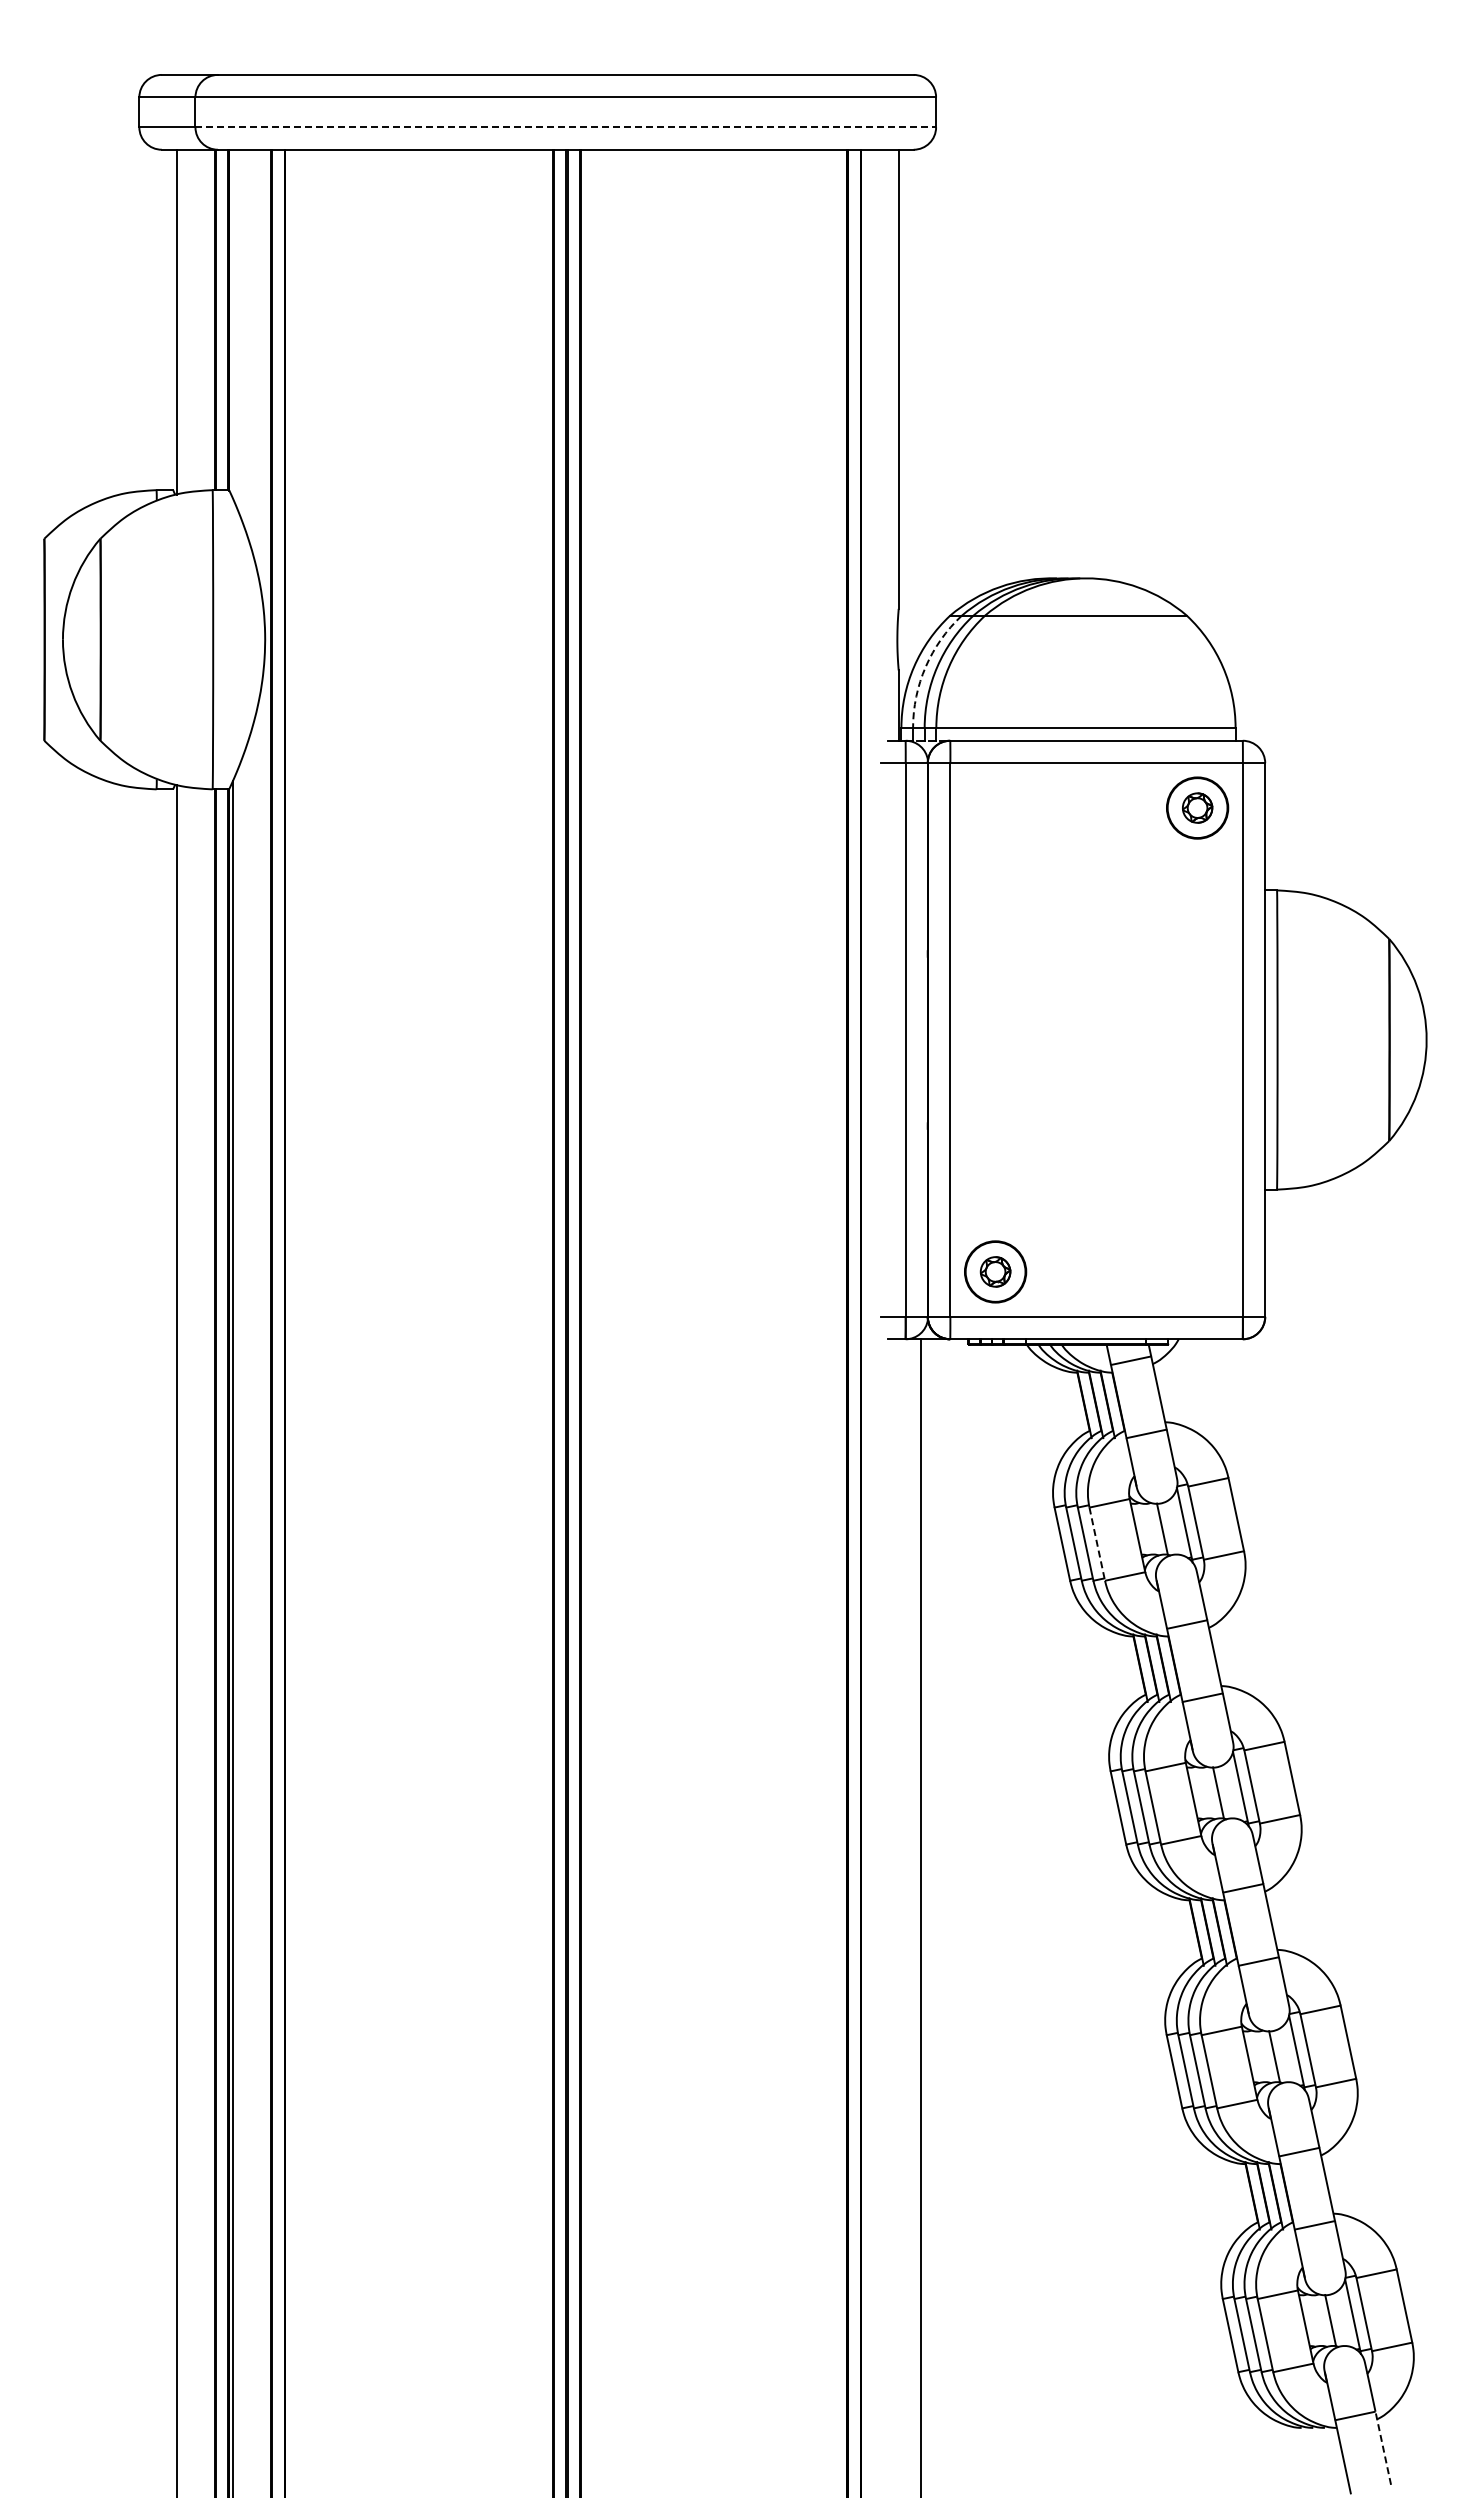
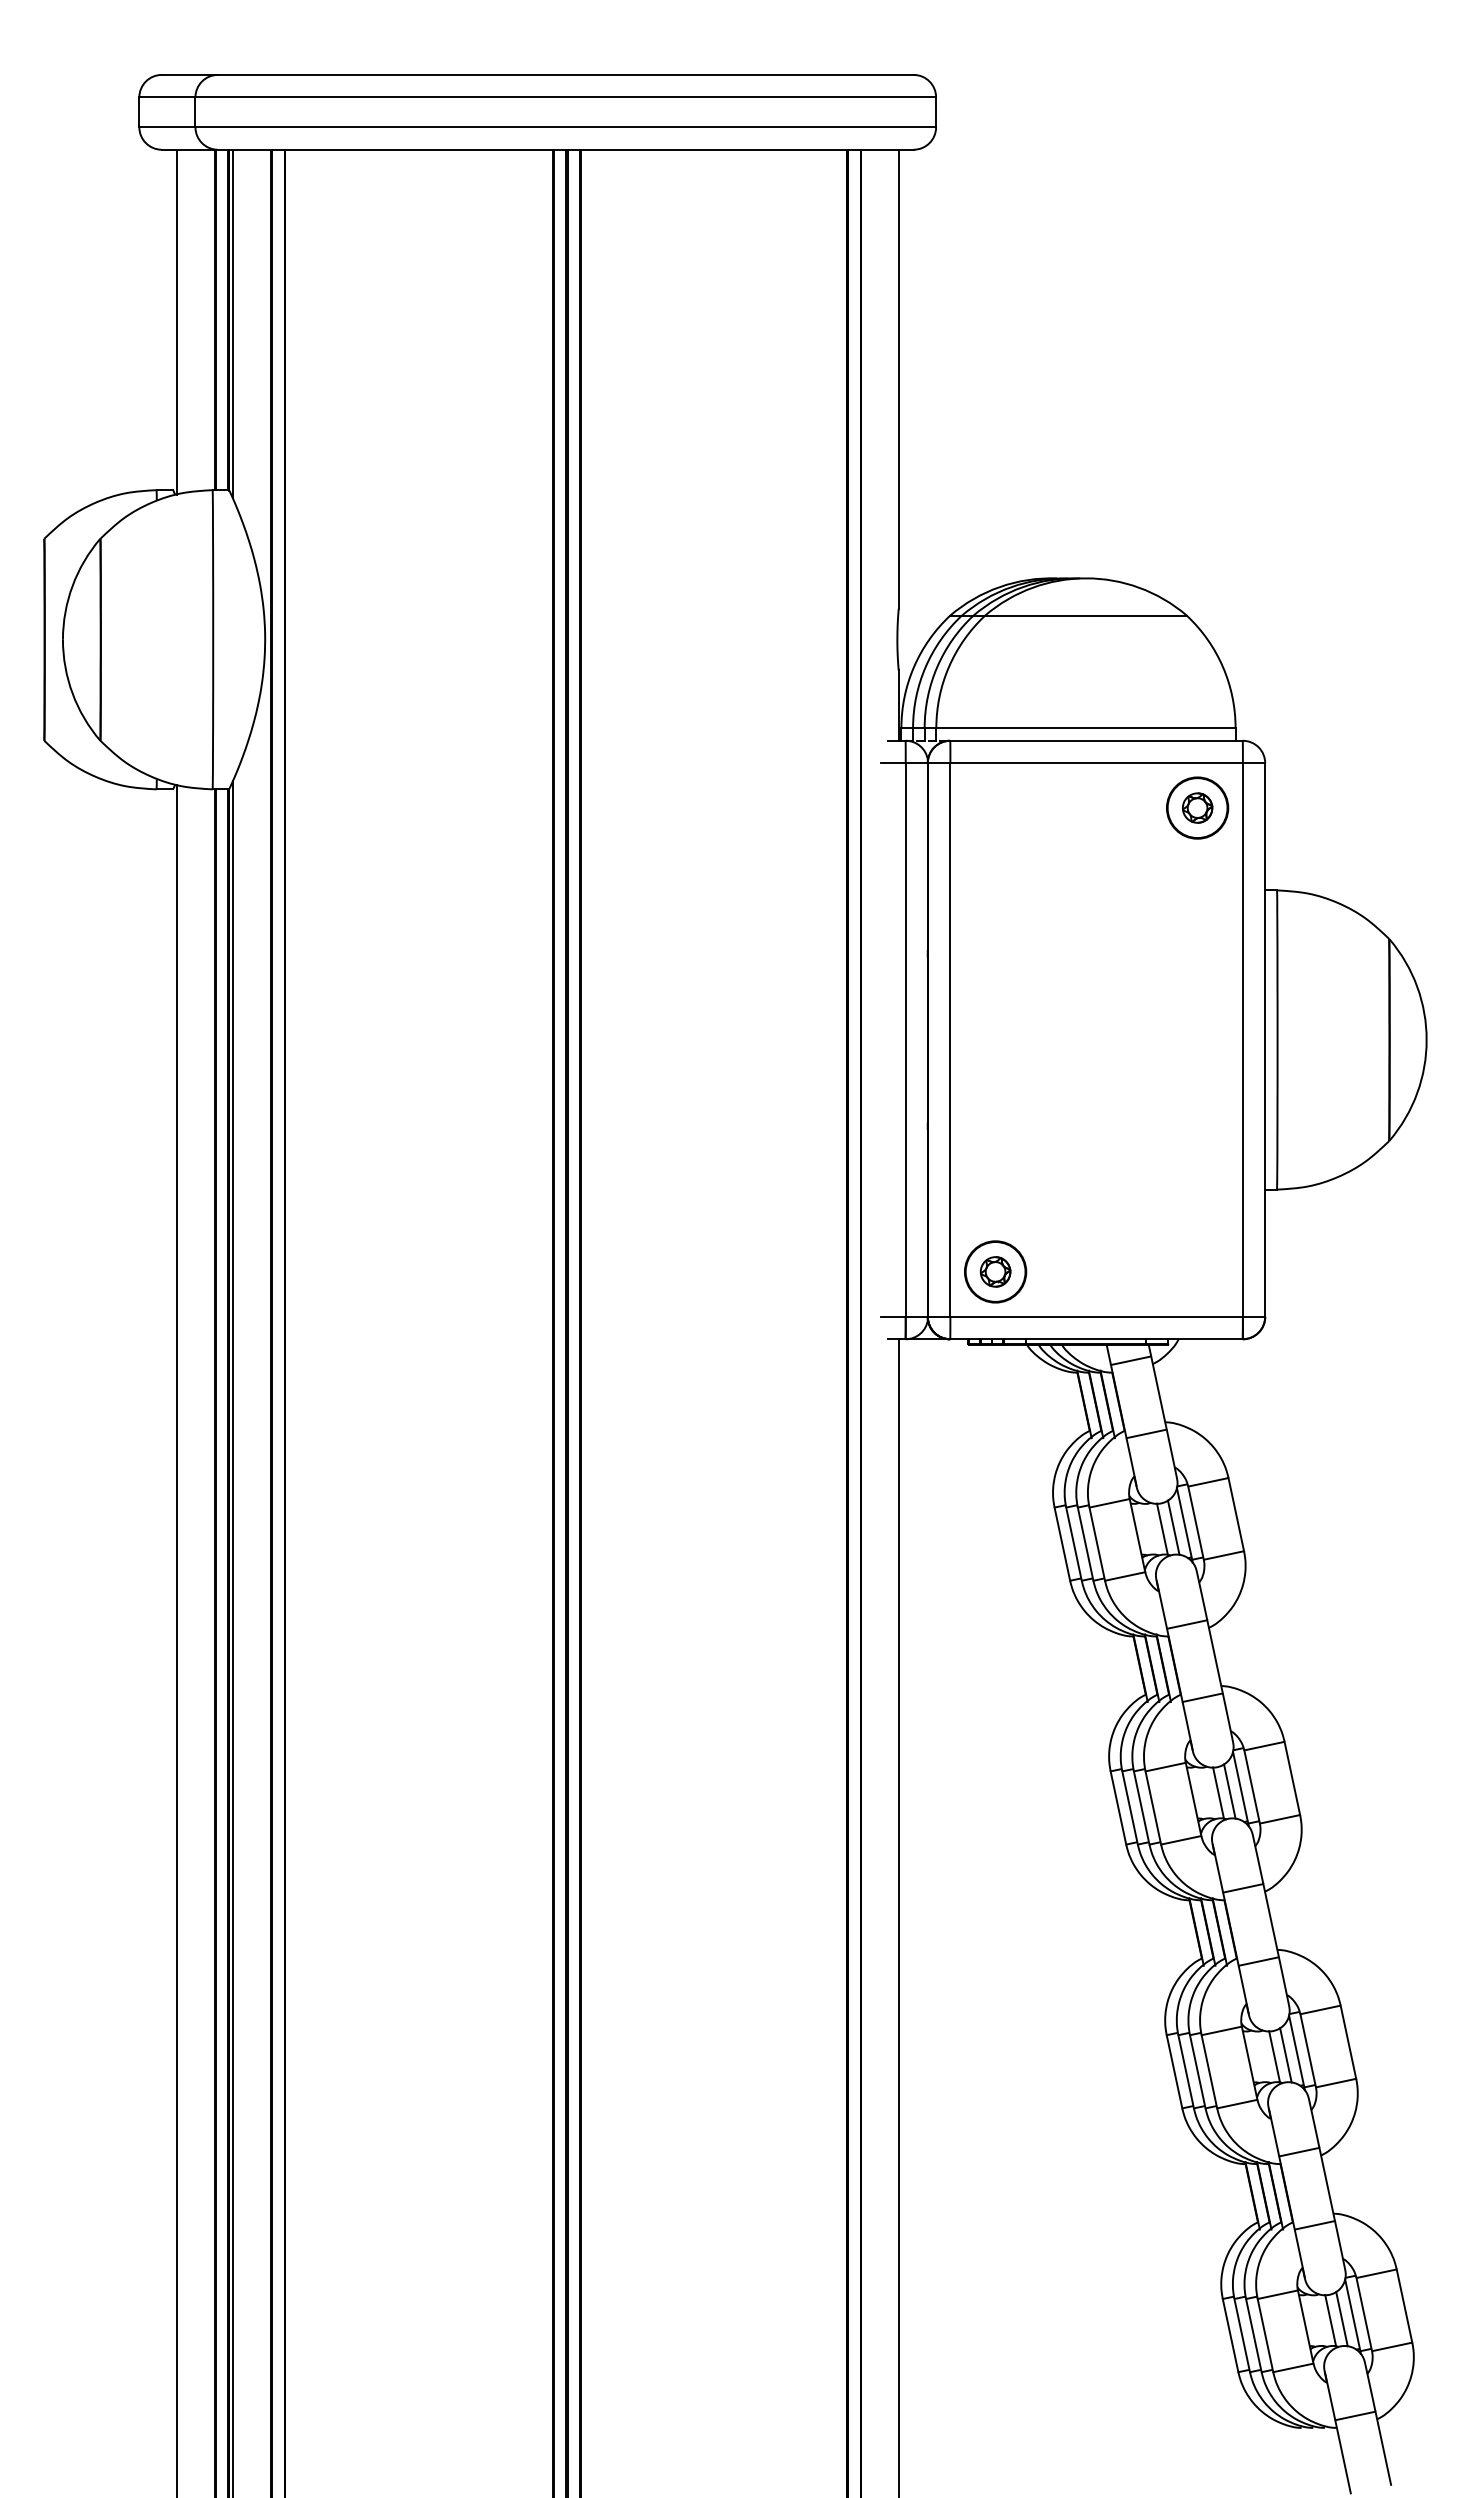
line: dashed -> solid (566, 127)
line: none -> present (232, 323)
arc: dashed -> solid (925, 666)
line: none -> present (1173, 1527)
line: dashed -> solid (1097, 1544)
line: none -> present (1229, 1791)
line position: (920, 1916) -> (898, 1916) (898, 1916)
line: none -> present (1285, 2055)
line: none -> present (1341, 2318)
line: dashed -> solid (1383, 2447)
